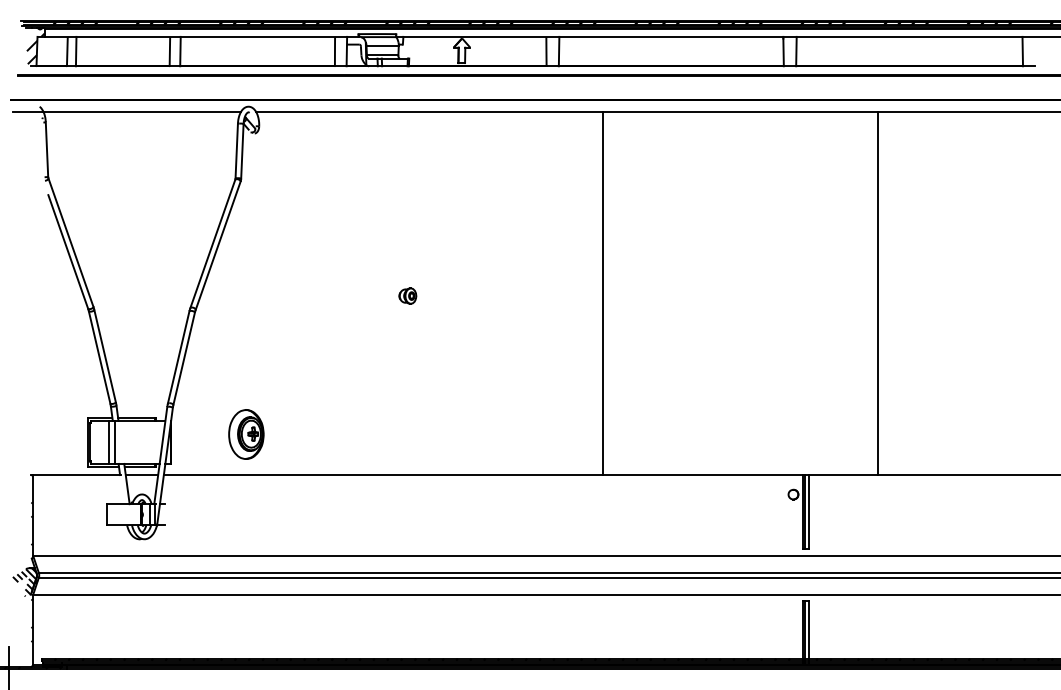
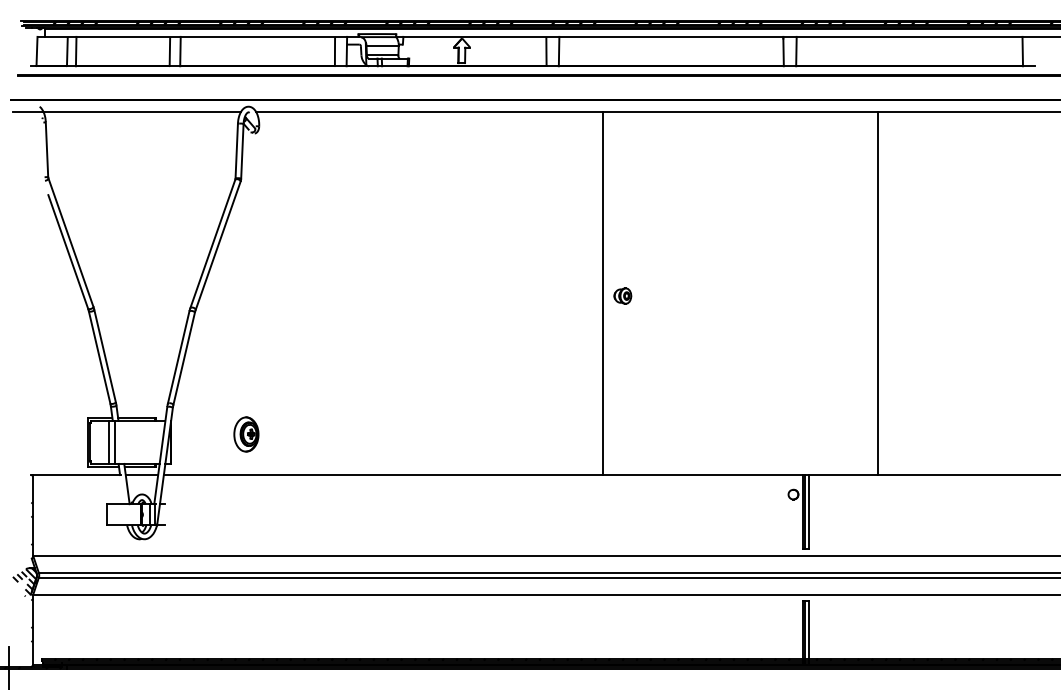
hatch: present -> none (35, 48)
part position: (407, 295) -> (622, 295) (622, 295)
part size: 37x51 px -> 27x37 px (246, 434)
